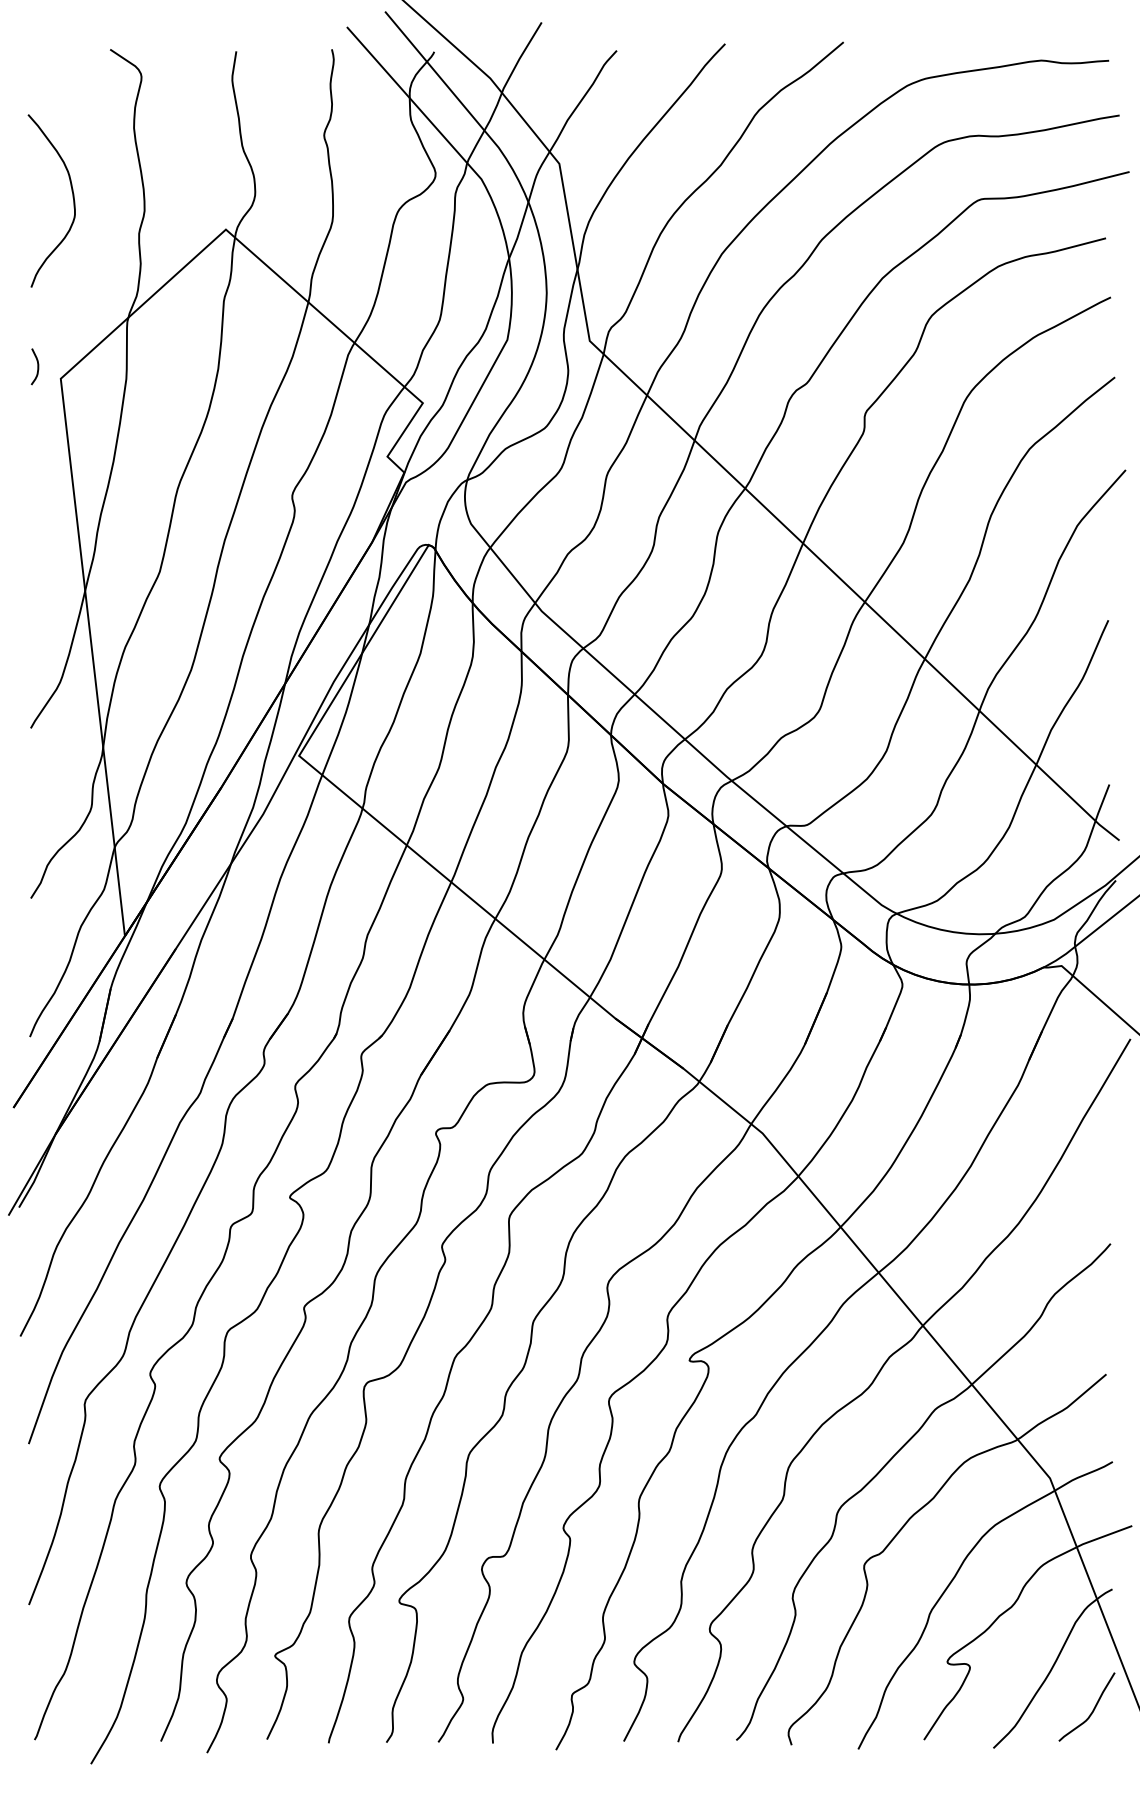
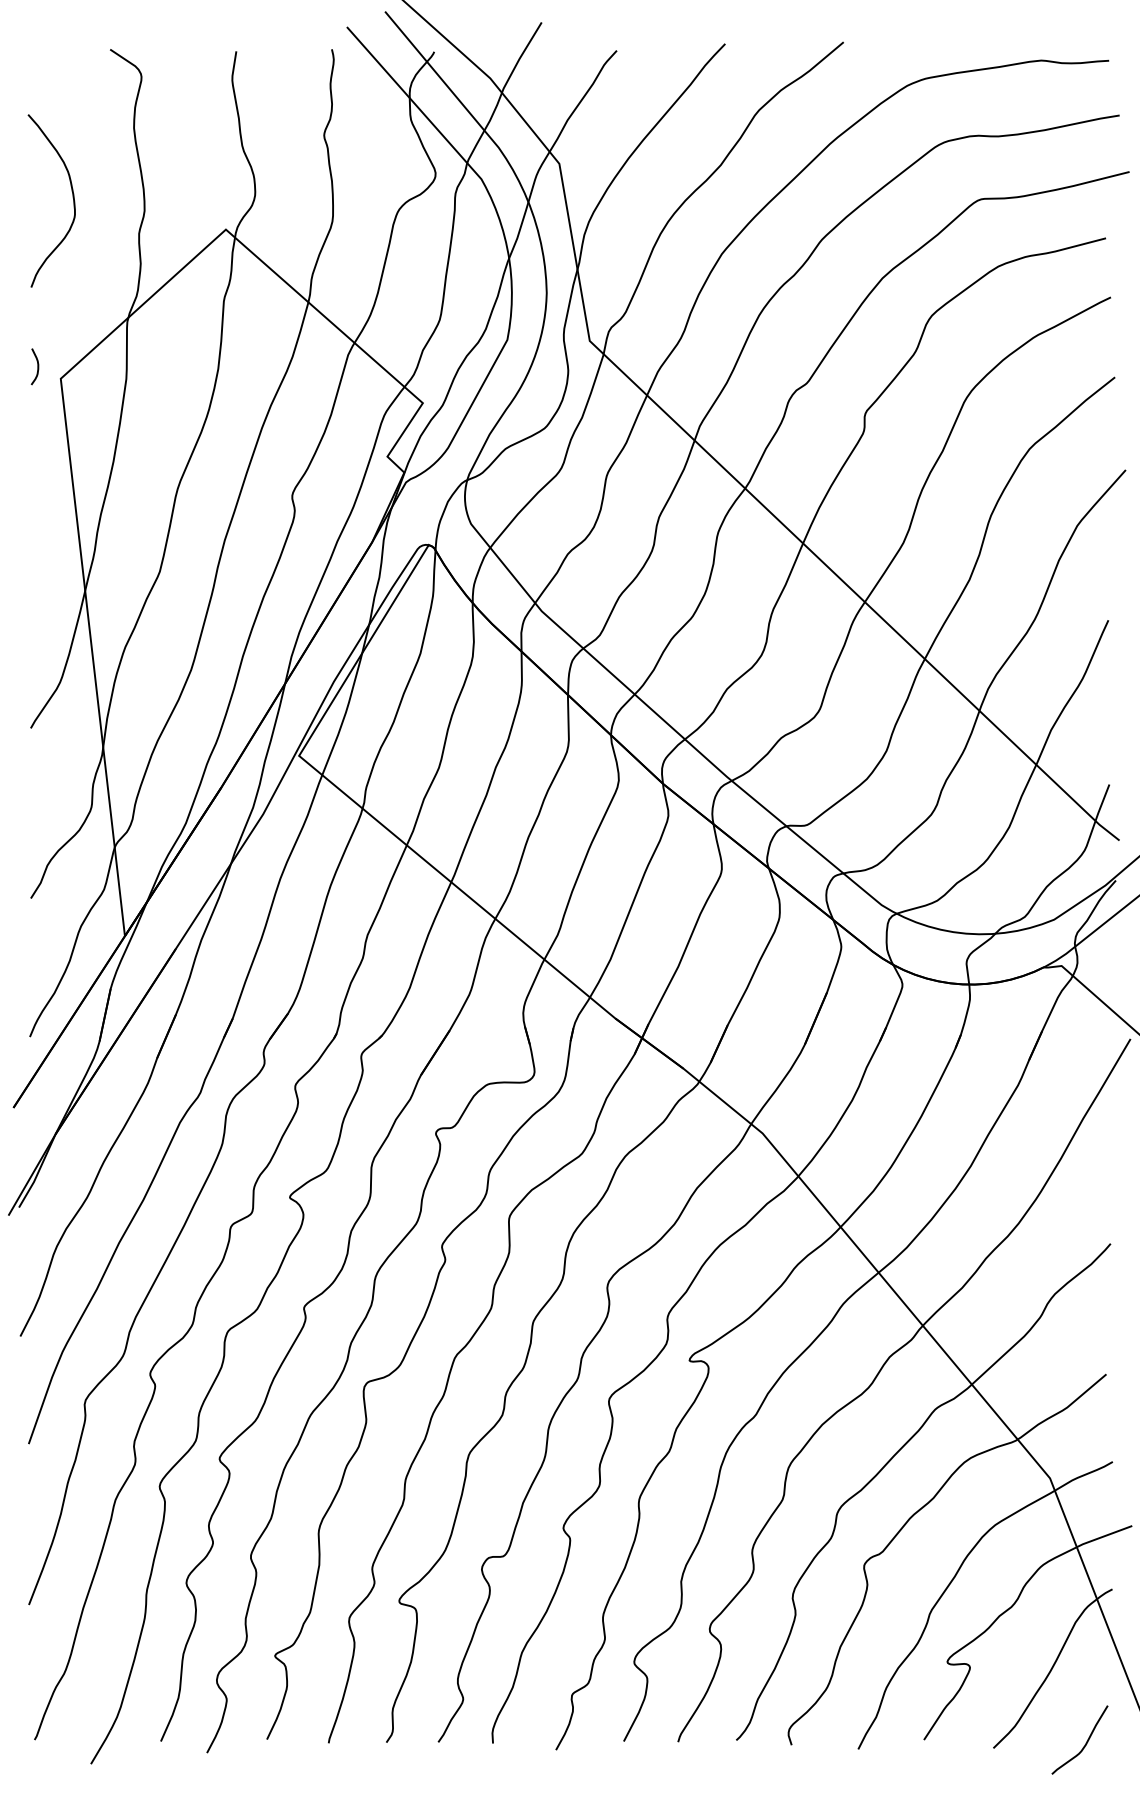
curve position: (1091, 1711) -> (1084, 1744) (1084, 1744)
